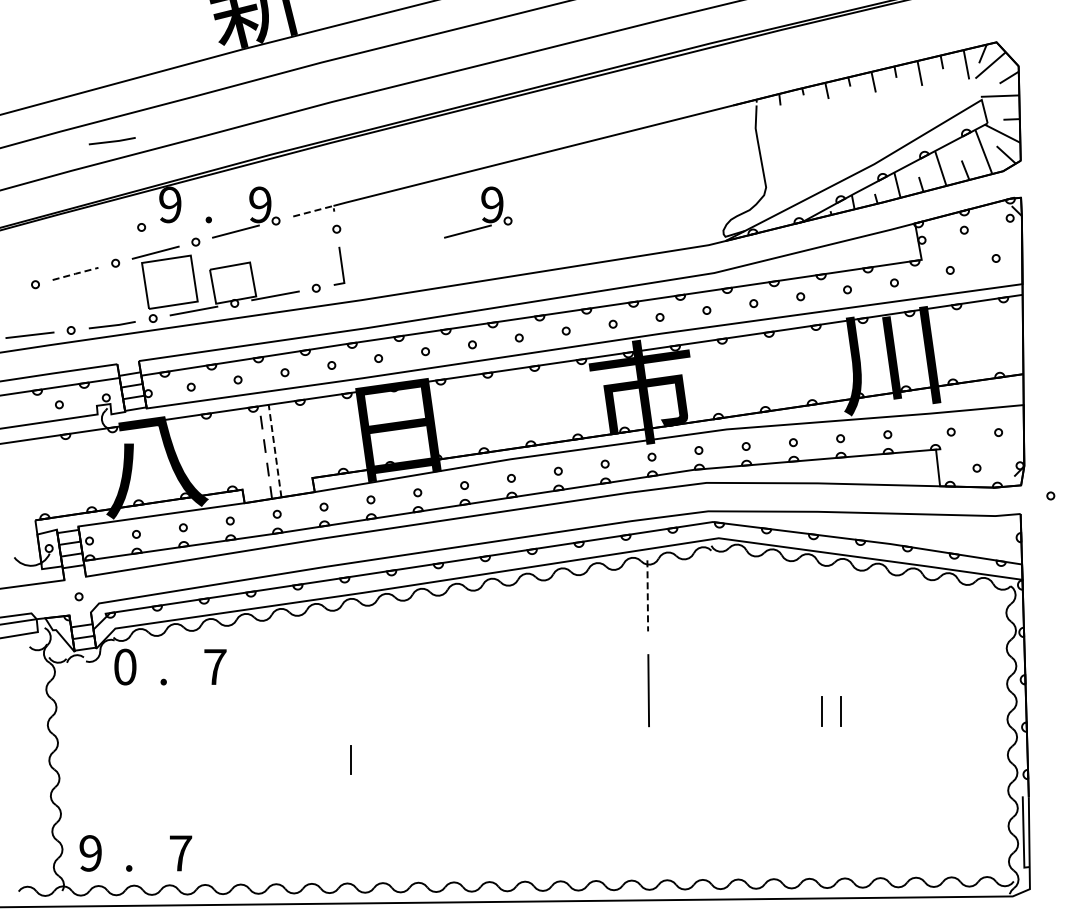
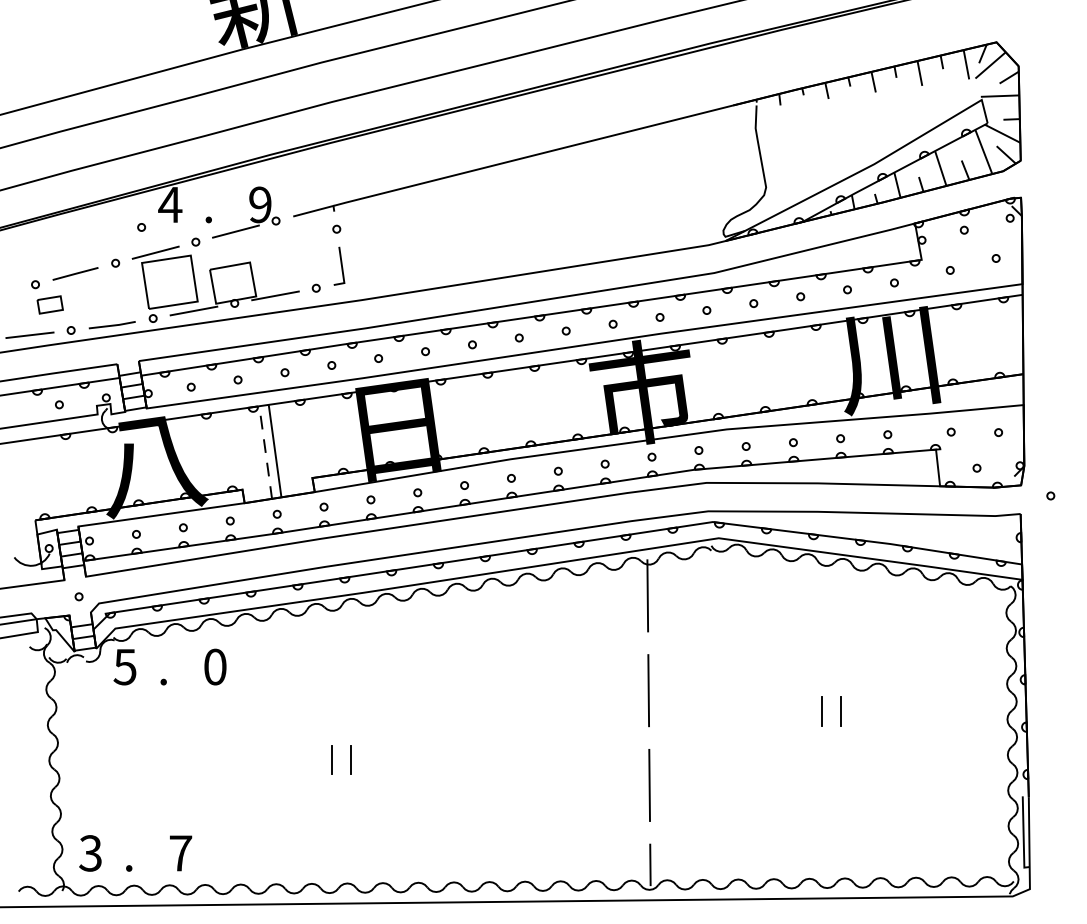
line: present -> none (111, 141)
text: 9 -> 4 (170, 204)
line: dashed -> solid (317, 210)
part: present -> none (483, 217)
line: dashed -> solid (75, 273)
part: none -> present (49, 304)
line: dashed -> solid (275, 451)
line: dashed -> solid (647, 595)
text: 0 -> 5 (124, 666)
text: 7 -> 0 (215, 666)
line: none -> present (332, 759)
line: none -> present (649, 784)
text: 9 -> 3 (90, 853)
line: none -> present (650, 864)
